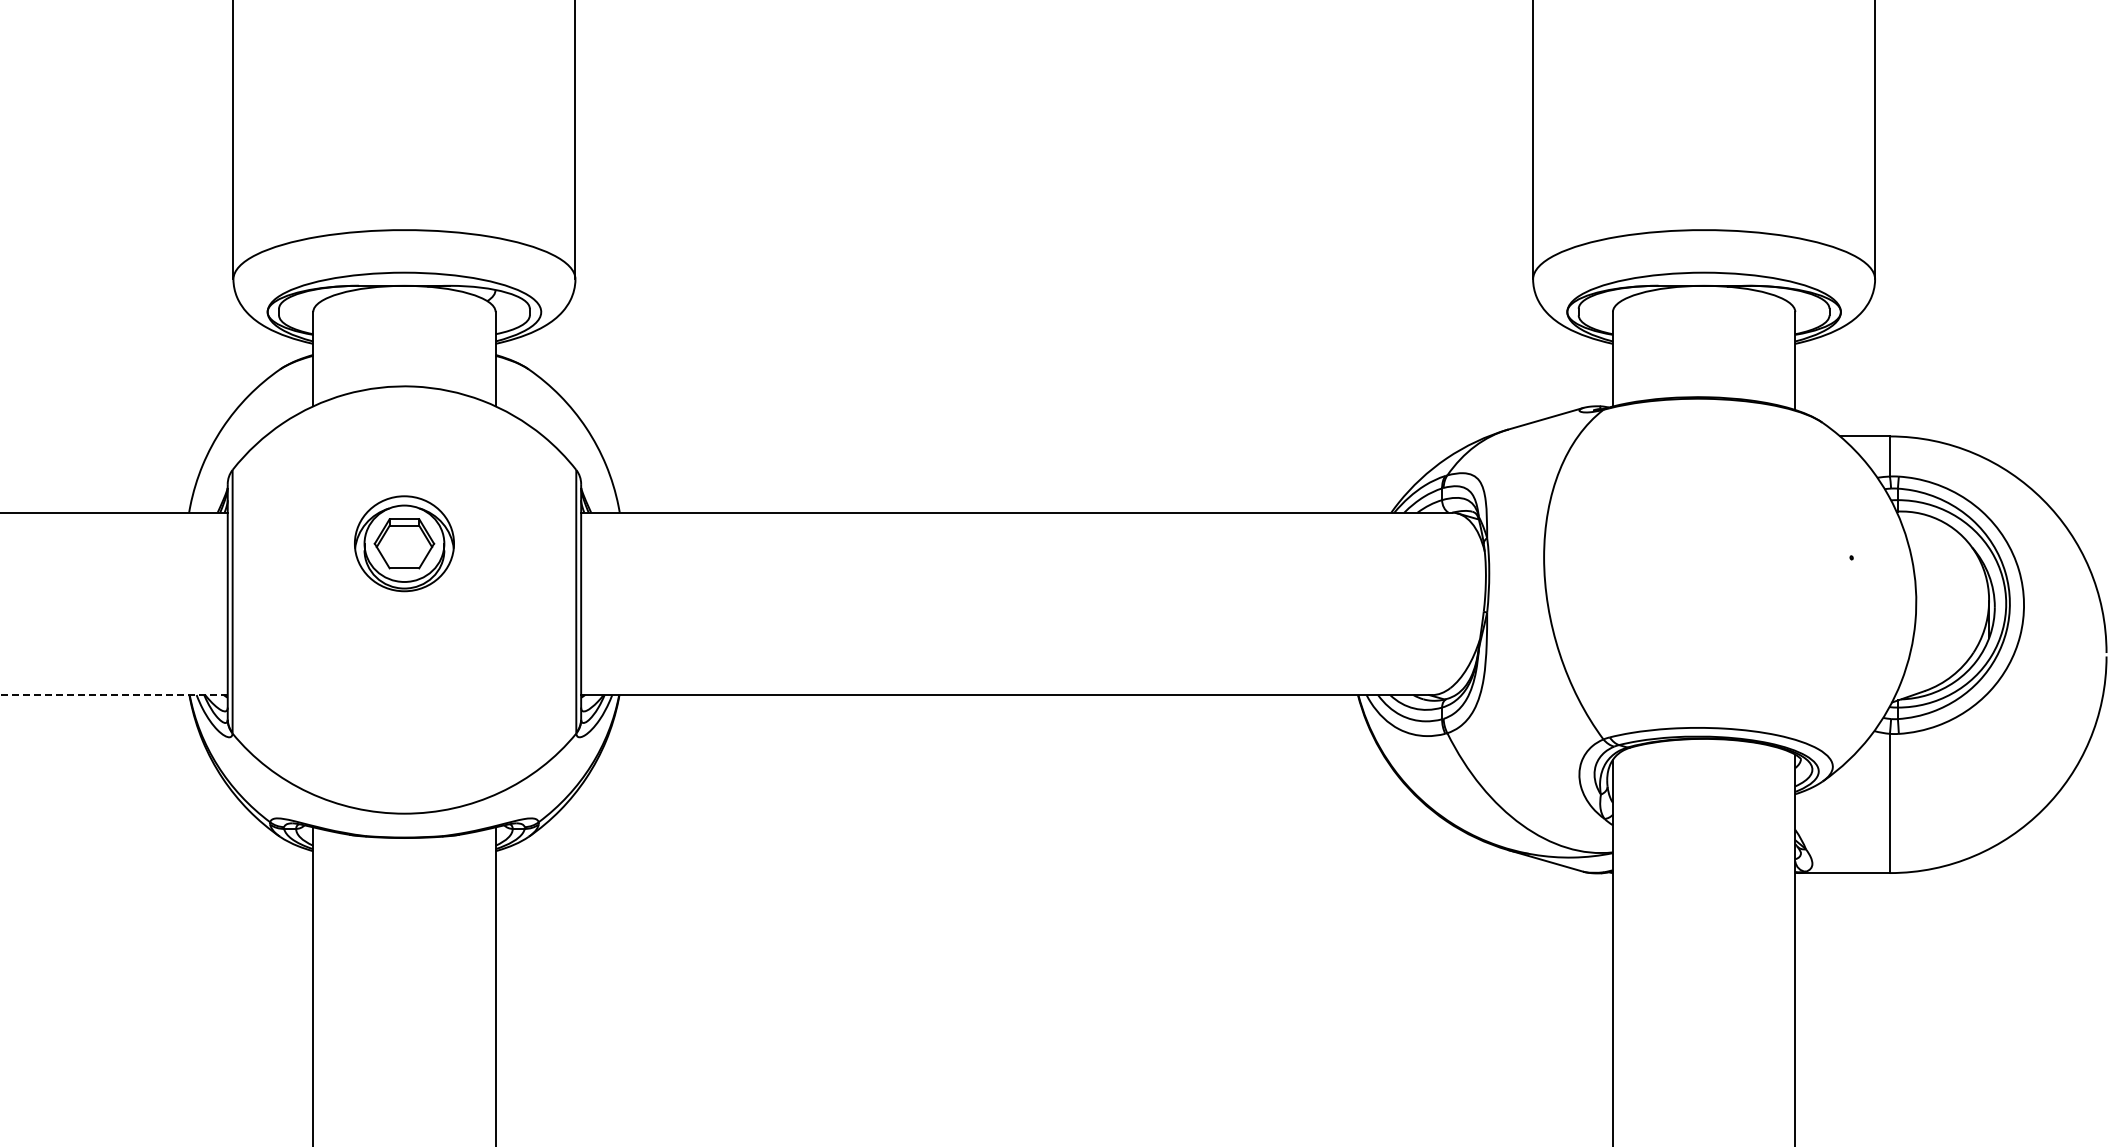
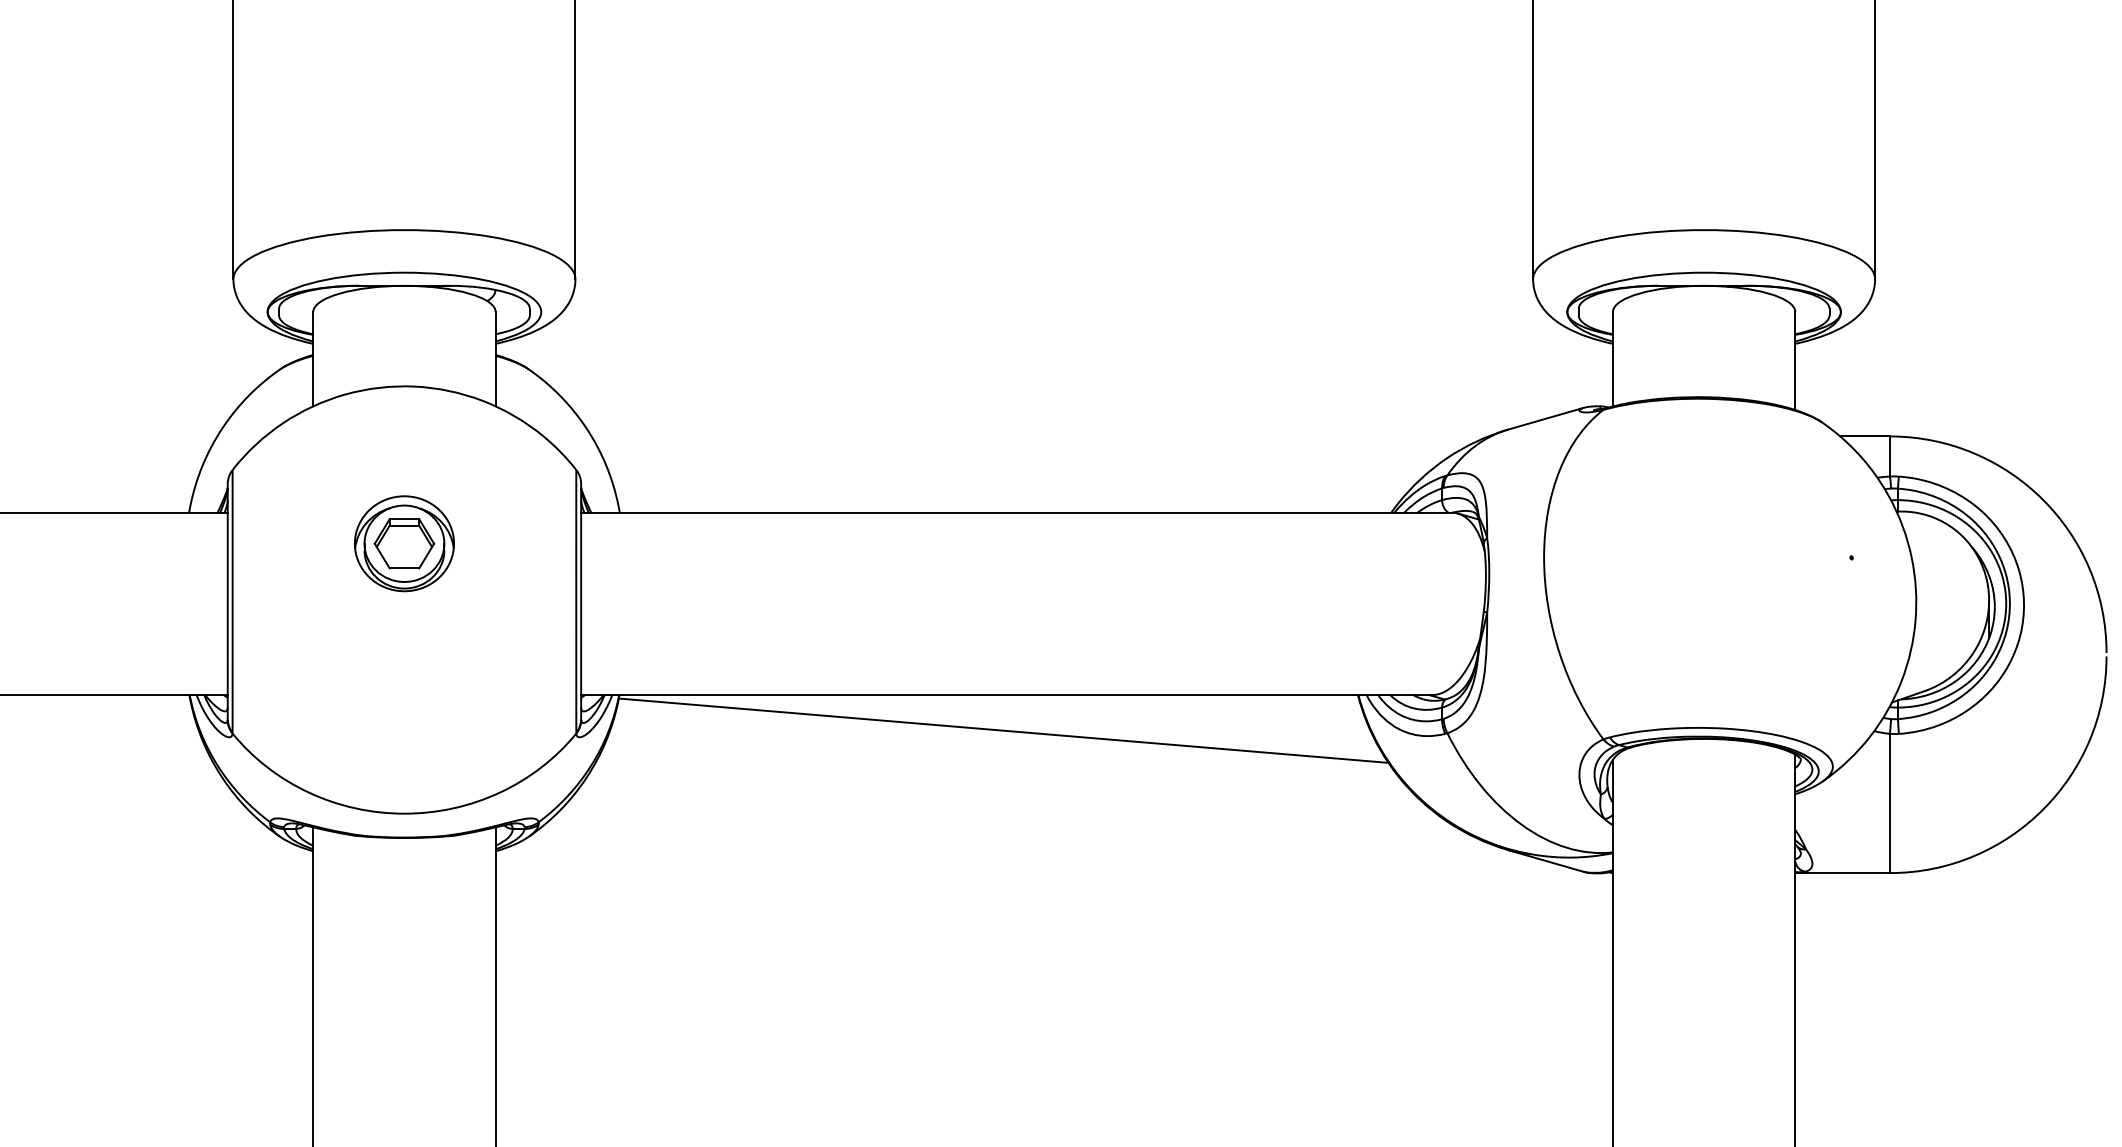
line: dashed -> solid (113, 695)
line: none -> present (1003, 730)
